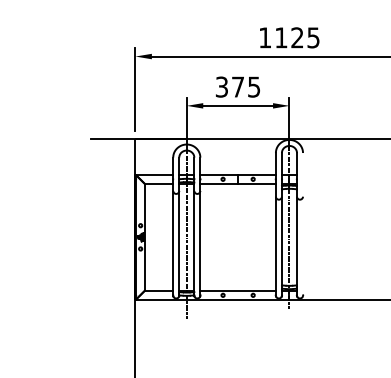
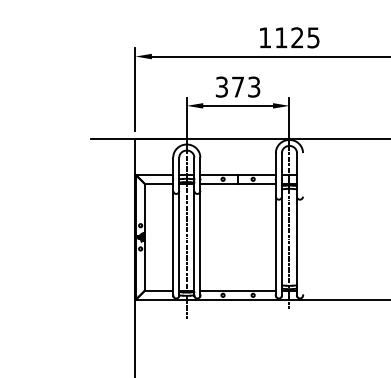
text: 375 -> 373 (254, 86)
